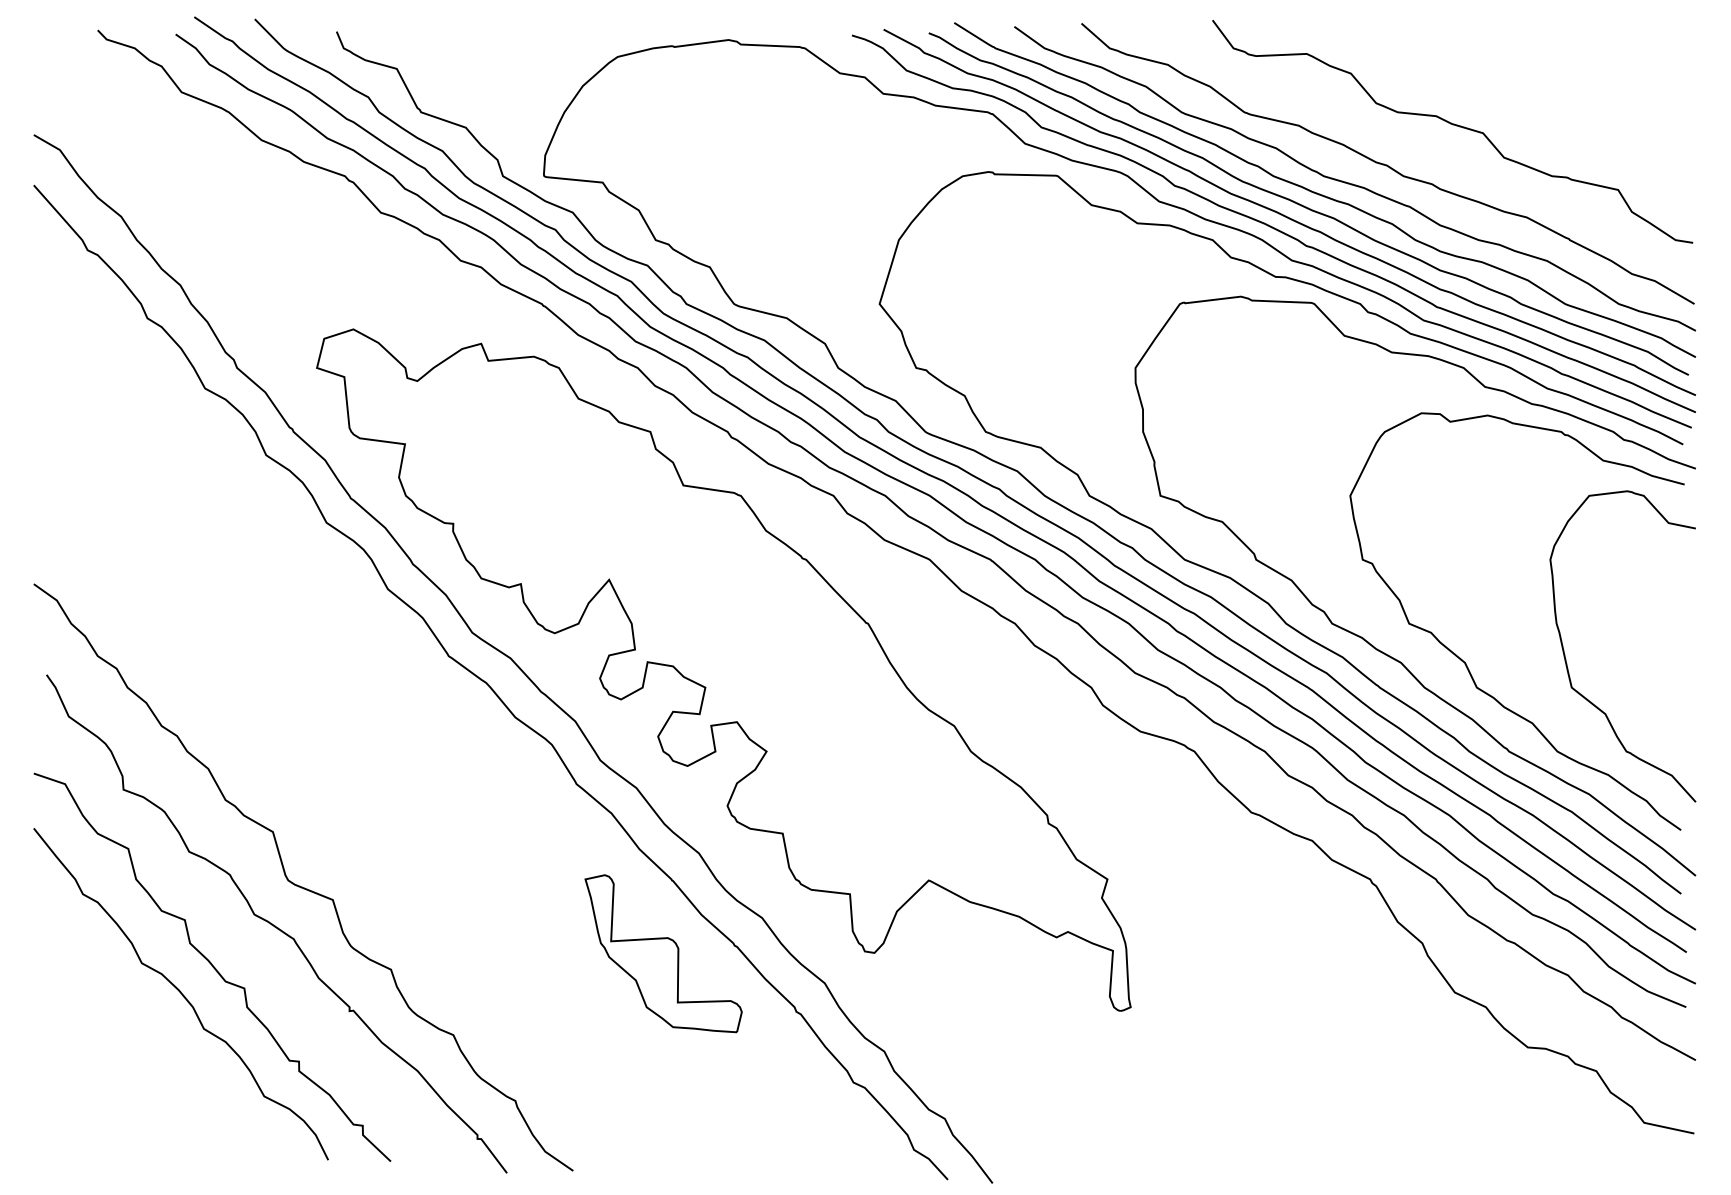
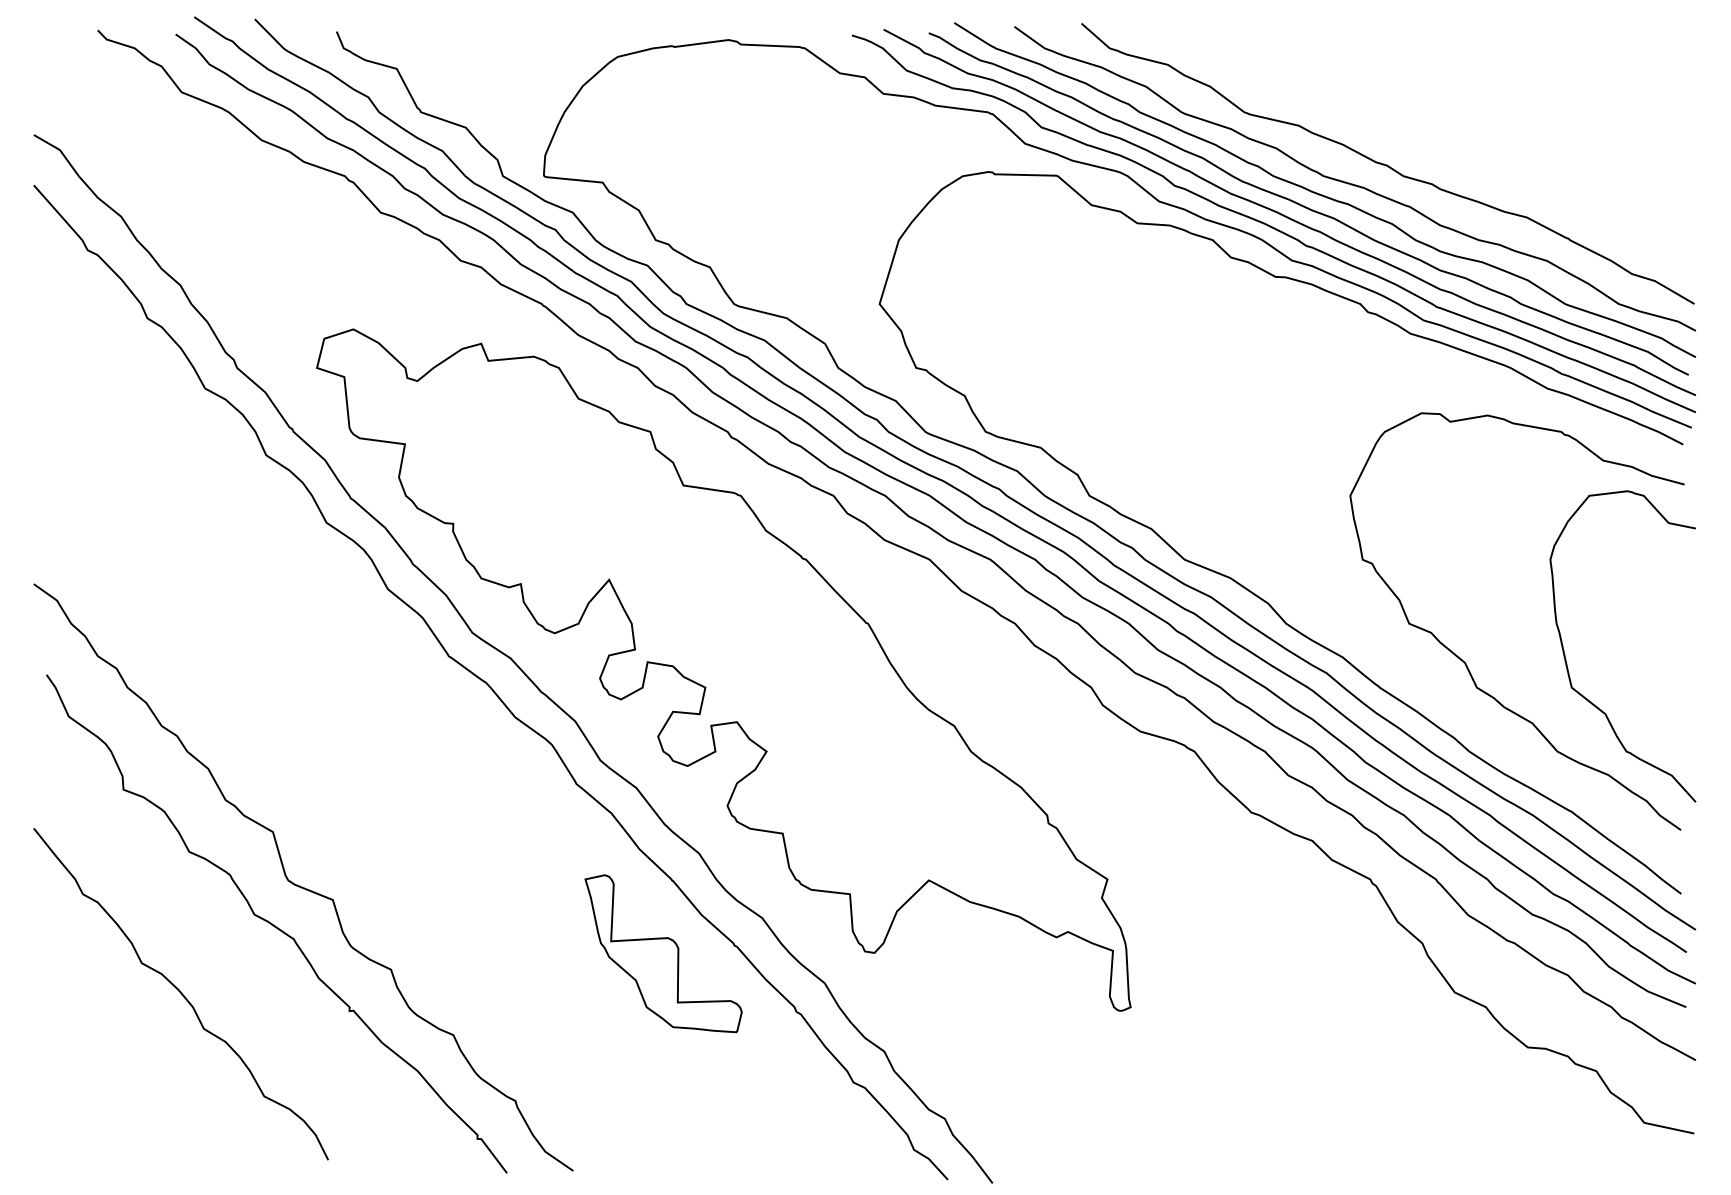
curve: present -> none (1452, 125)
curve: present -> none (1367, 640)
curve: present -> none (212, 966)
